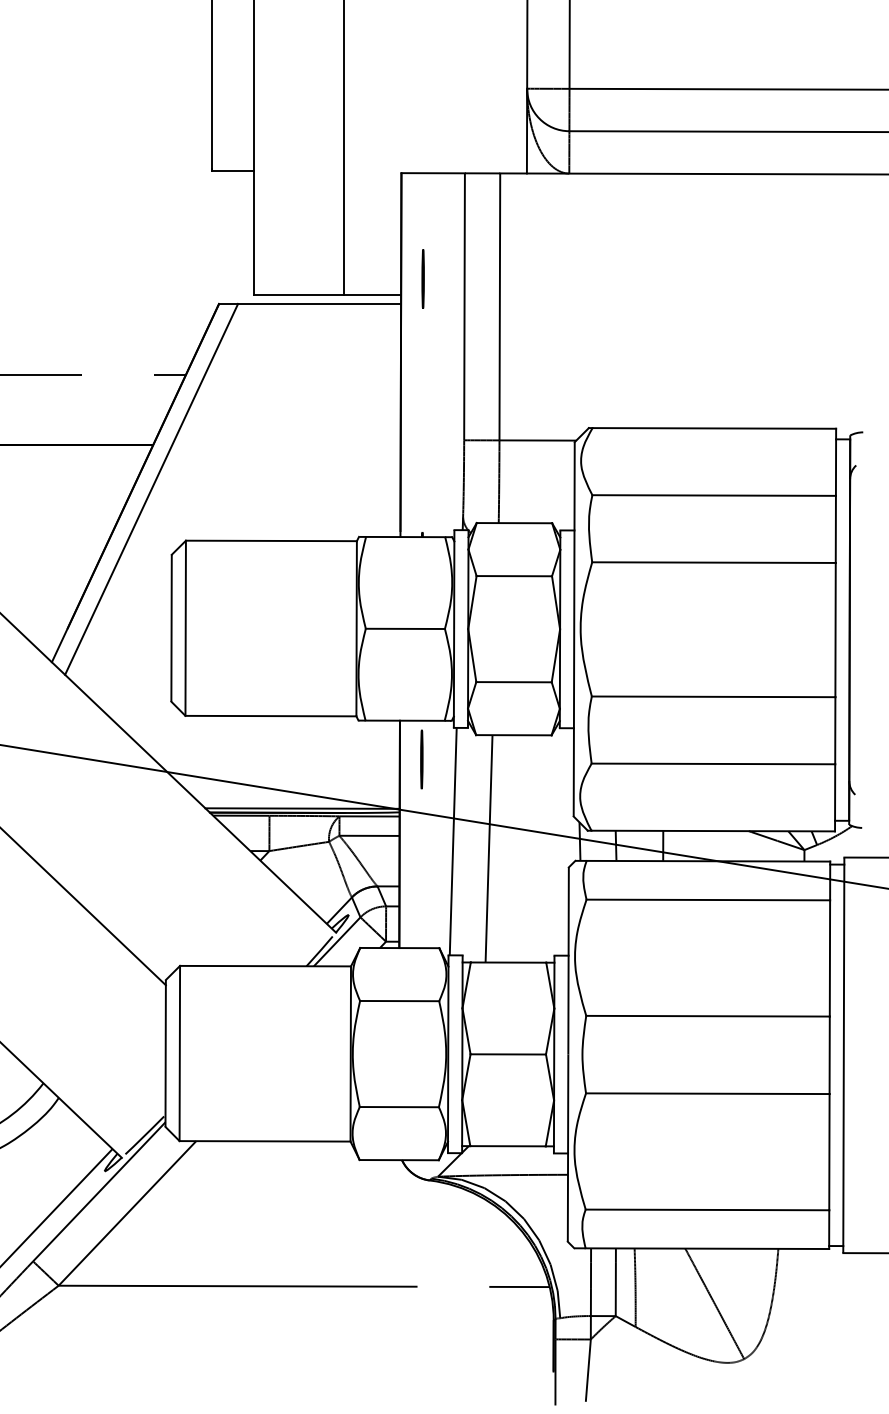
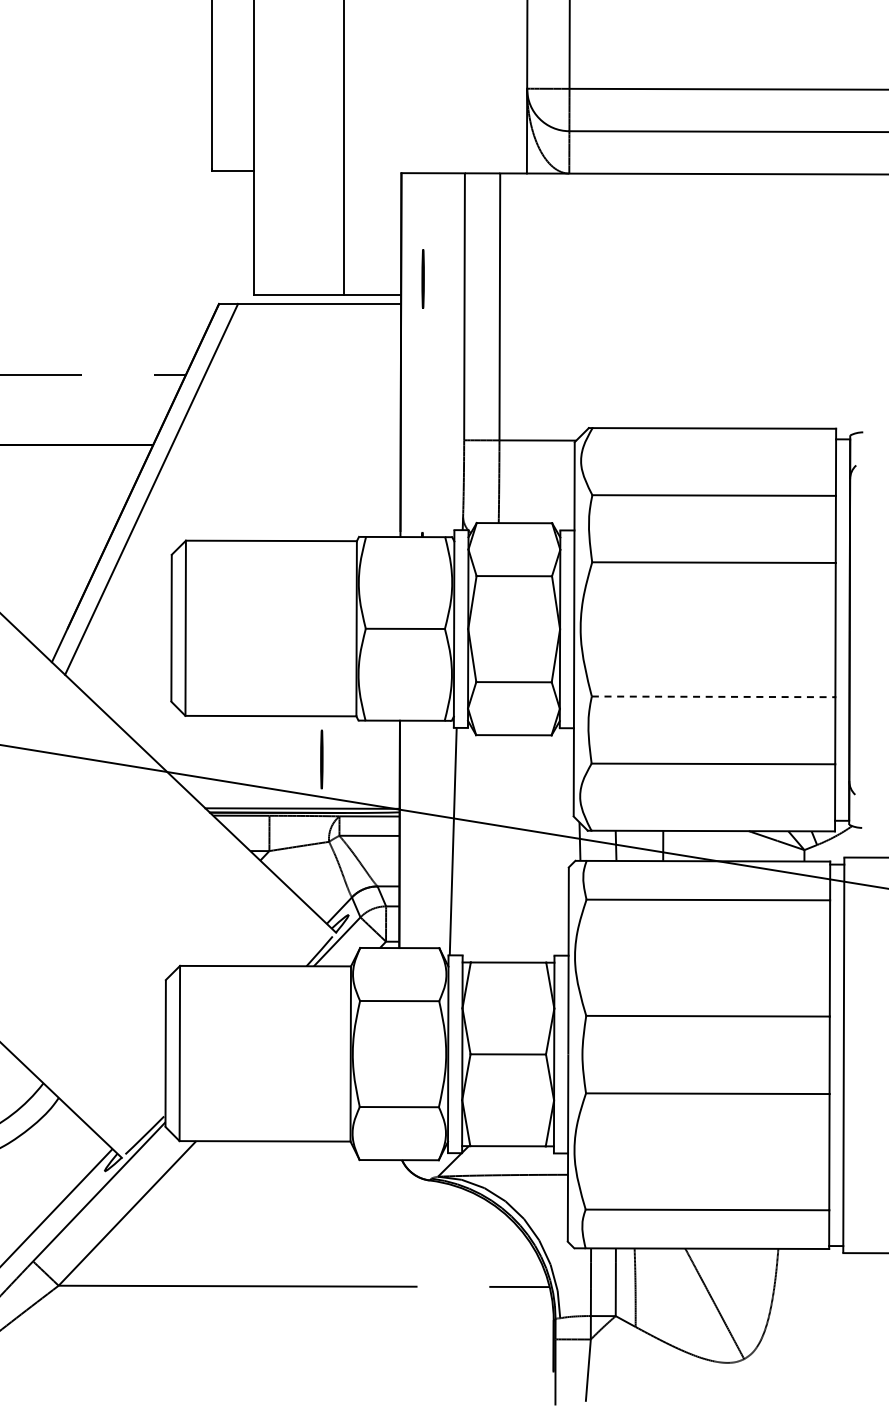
line: solid -> dashed (713, 696)
line position: (421, 759) -> (321, 759) (321, 759)
line: present -> none (488, 848)
line: present -> none (83, 907)
